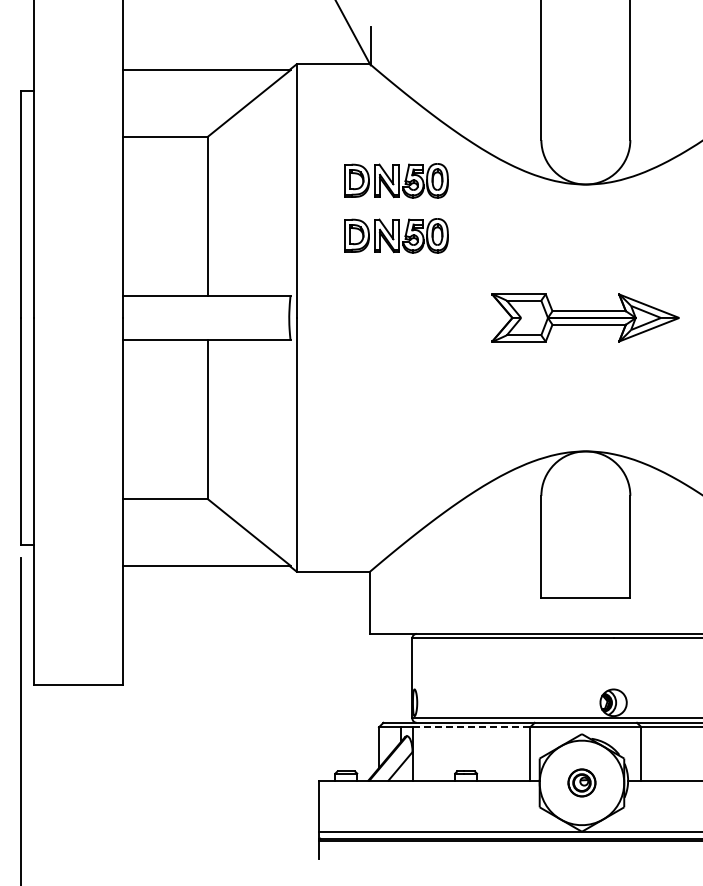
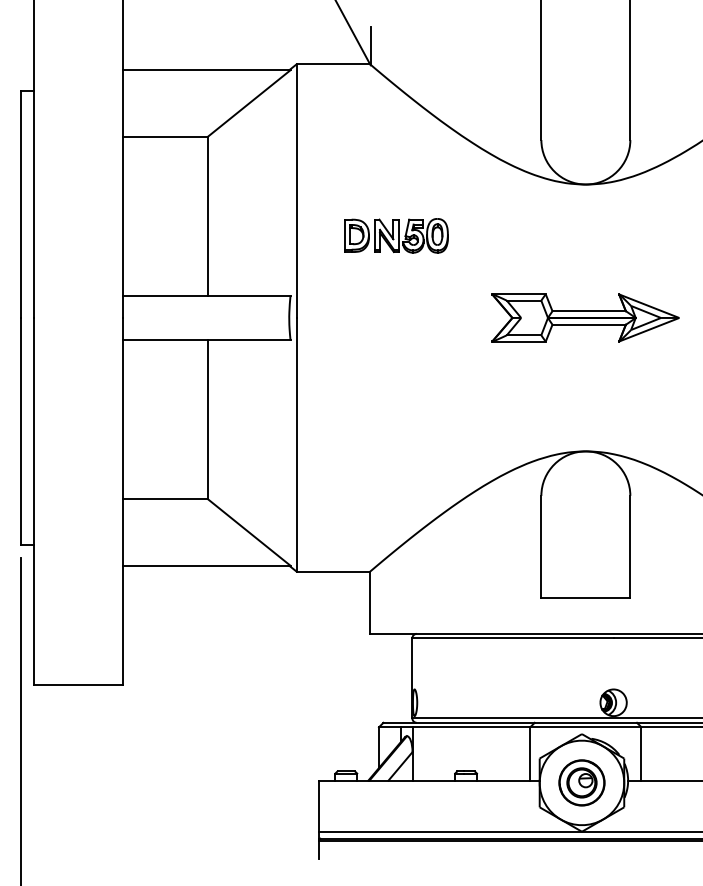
part: present -> none (396, 180)
line: dashed -> solid (471, 727)
part size: 30x30 px -> 48x48 px (581, 782)
